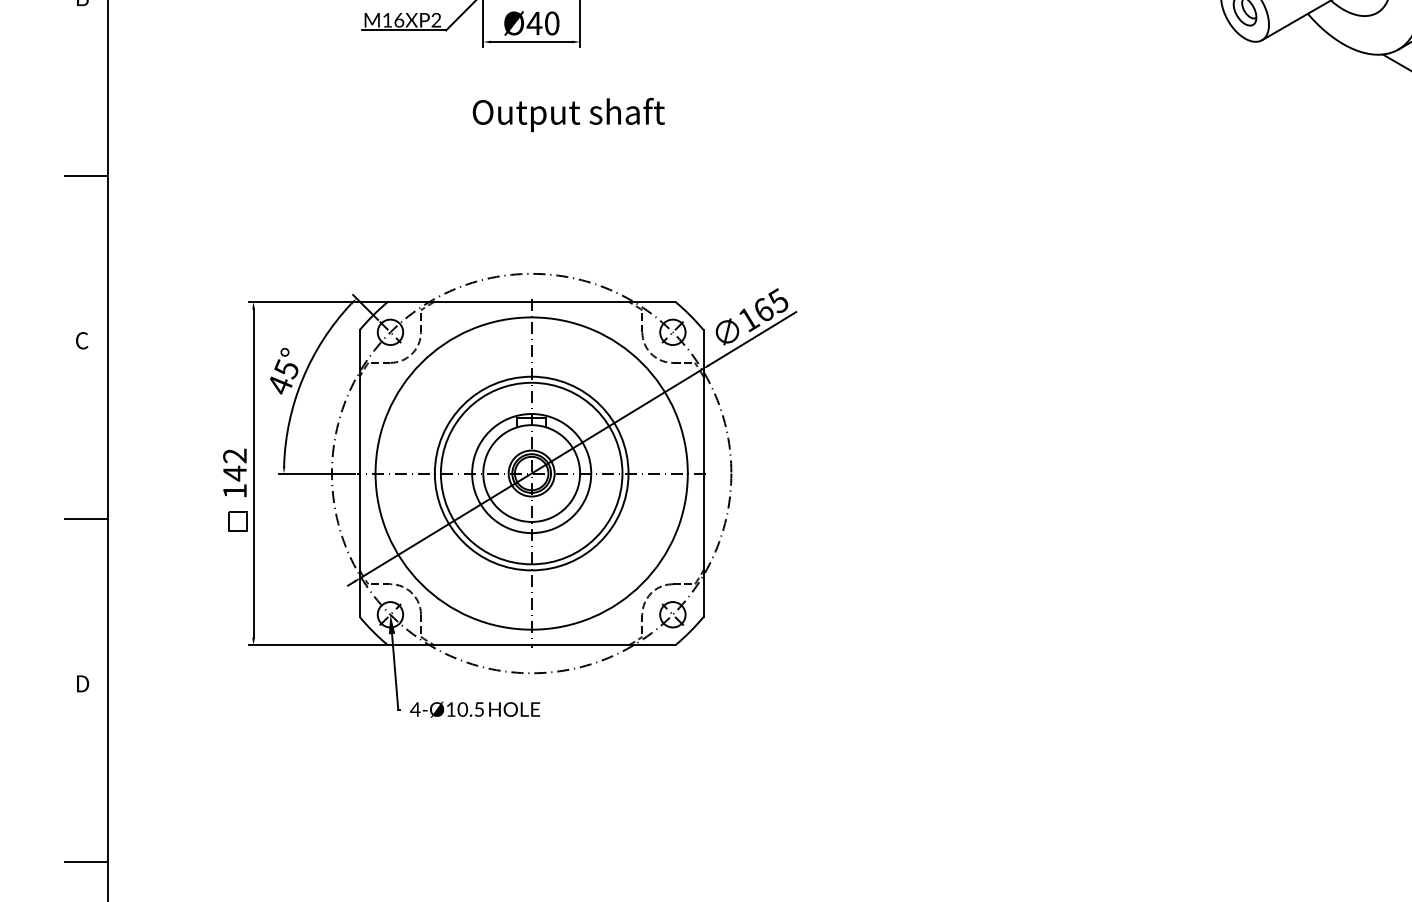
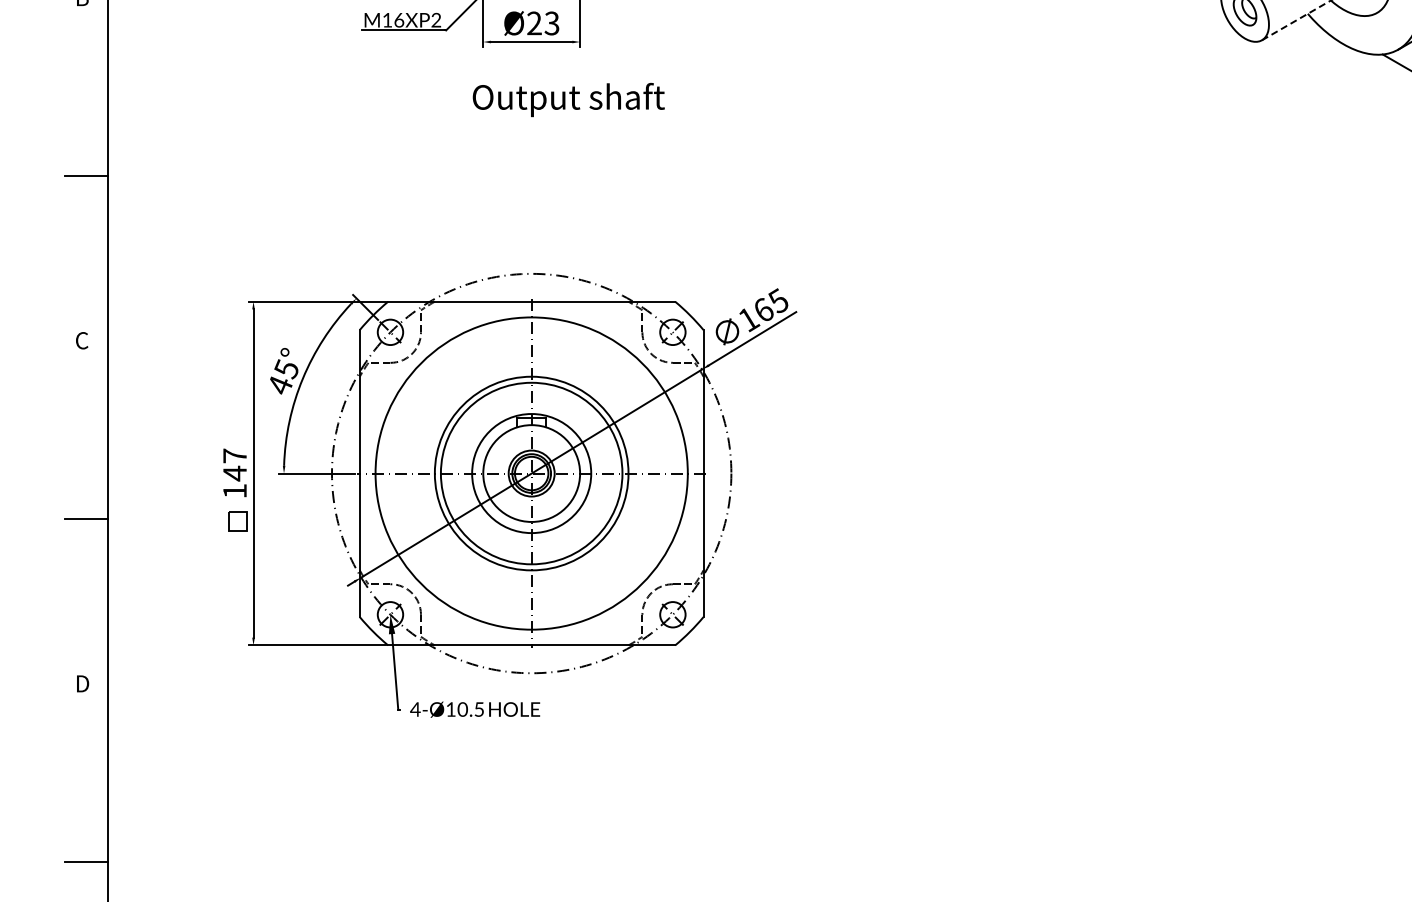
line: solid -> dashed (1297, 19)
text: Ø40 -> Ø23 (542, 23)
text position: (568, 115) -> (568, 100) (568, 100)
text: 142 -> 147 (234, 455)
